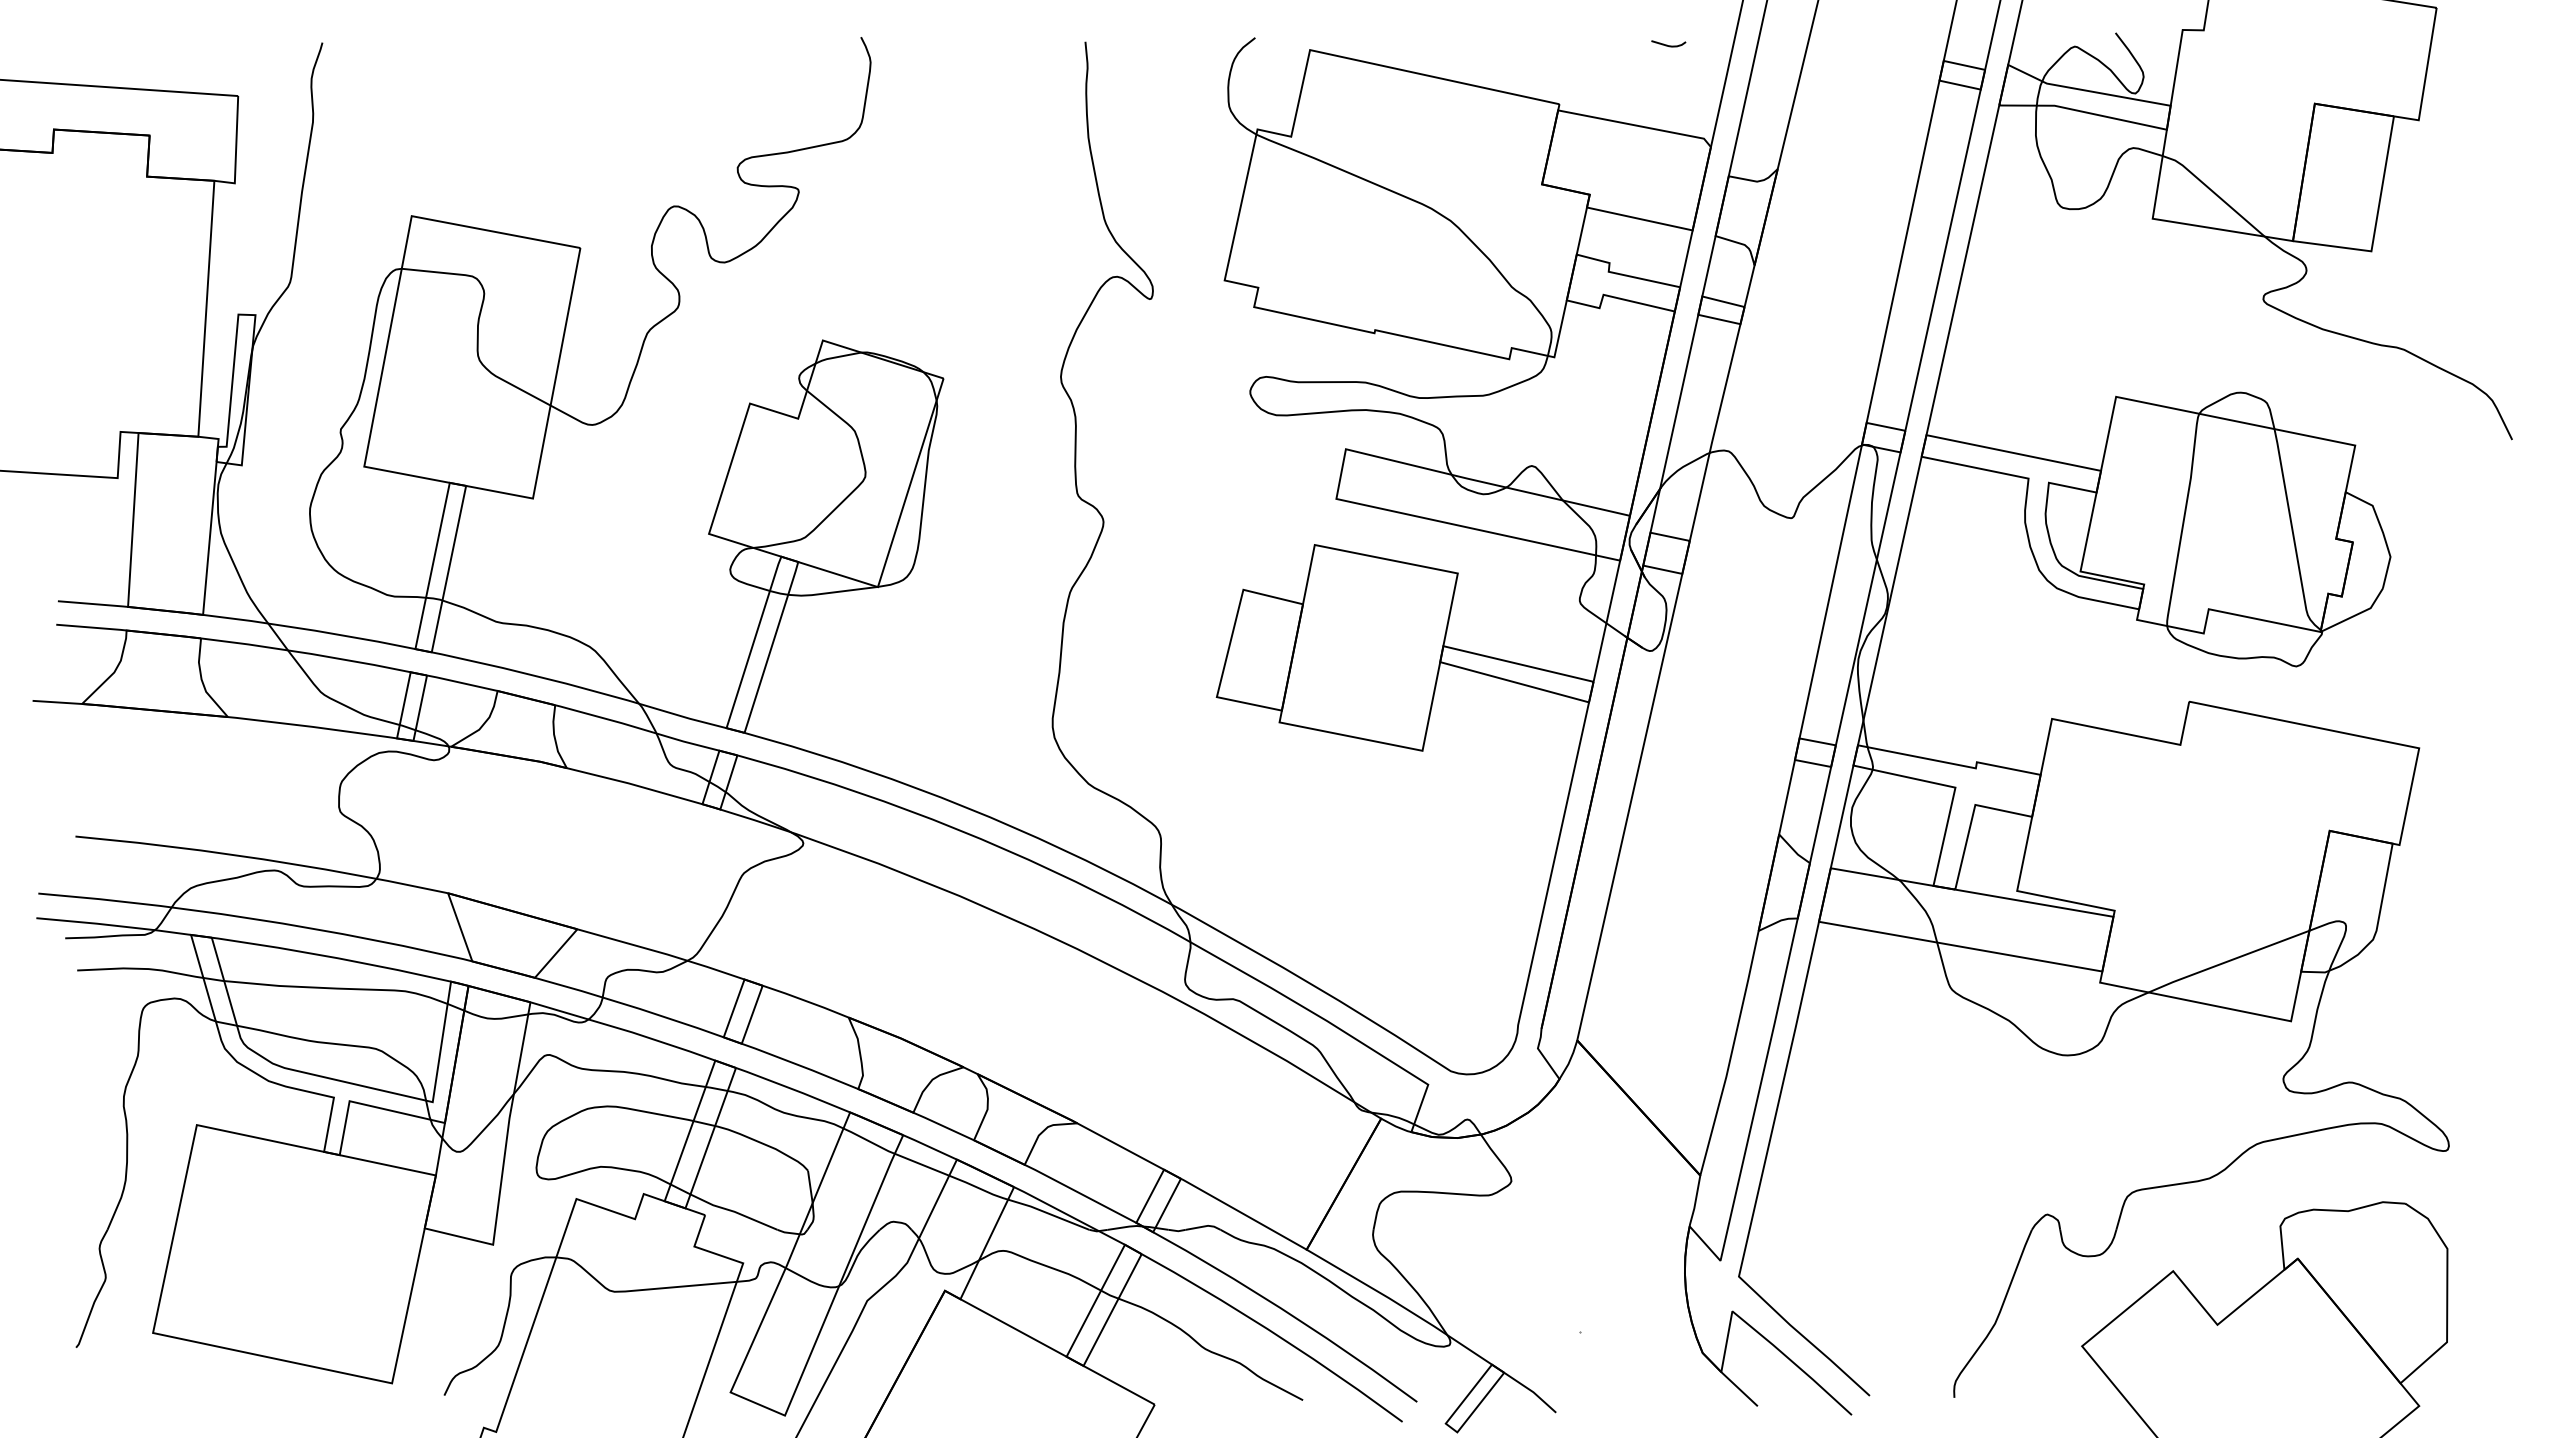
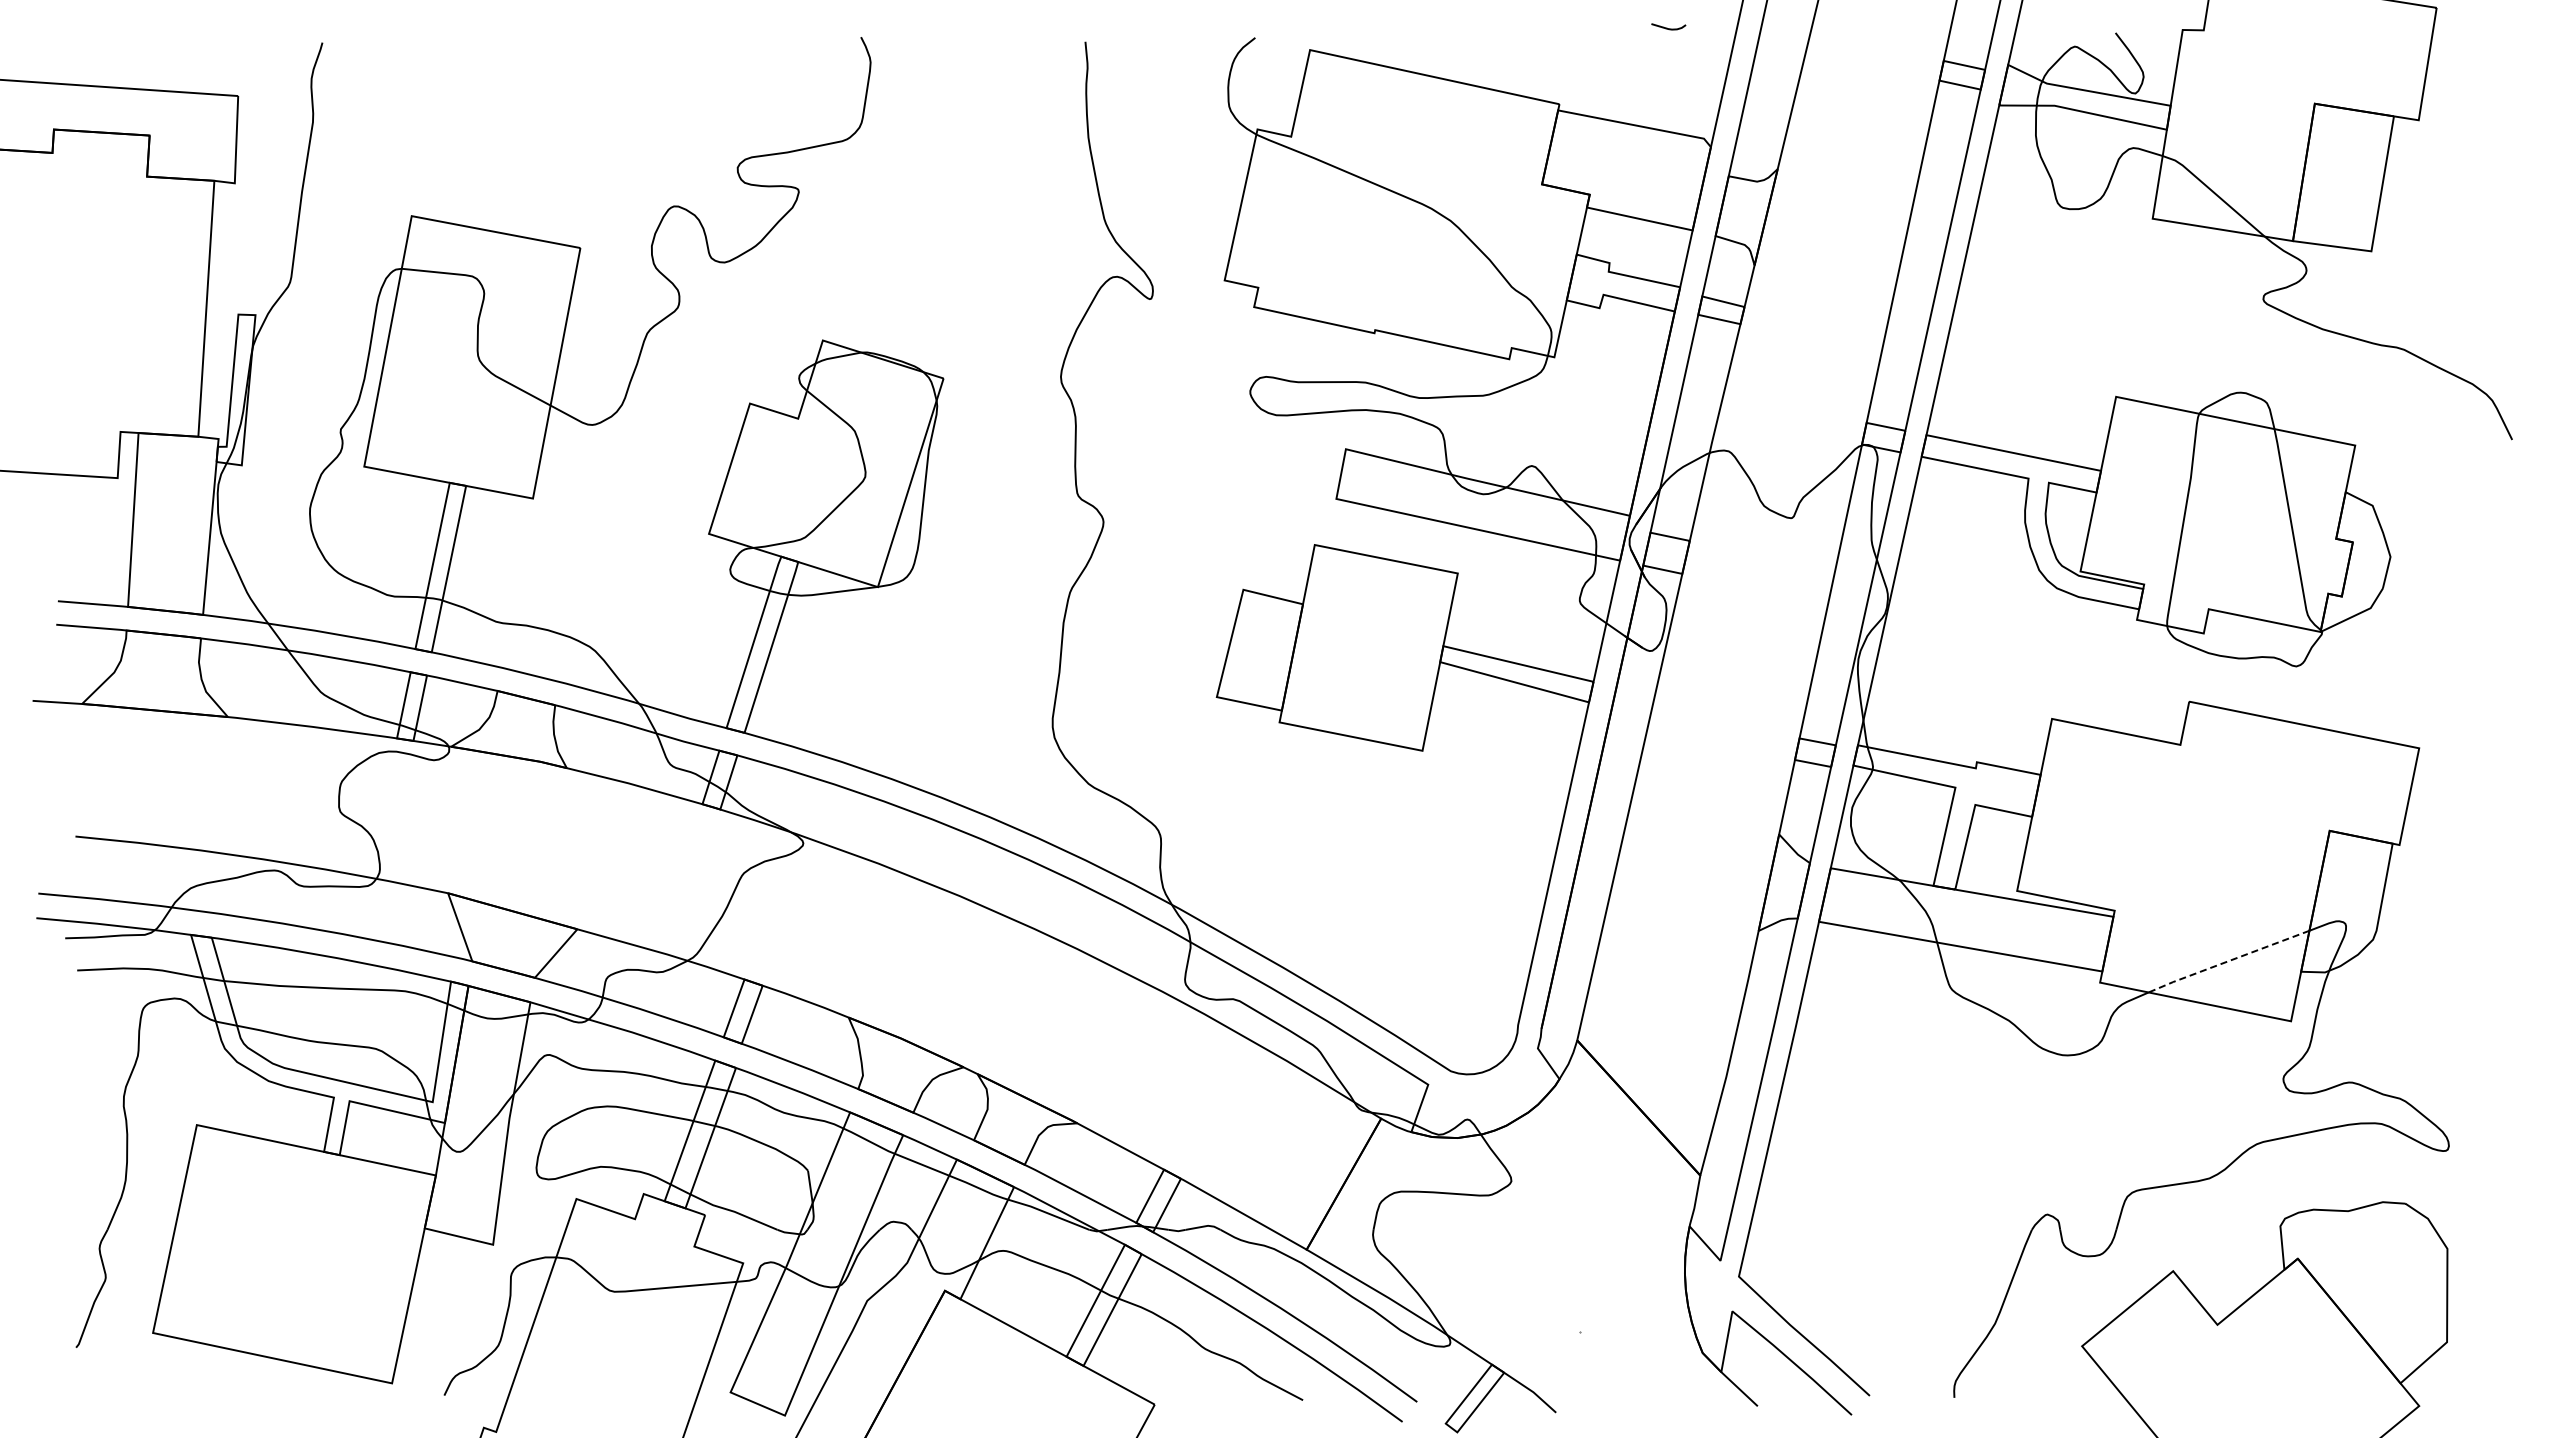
curve position: (1667, 44) -> (1667, 27) (1667, 27)
line: solid -> dashed (2228, 961)
